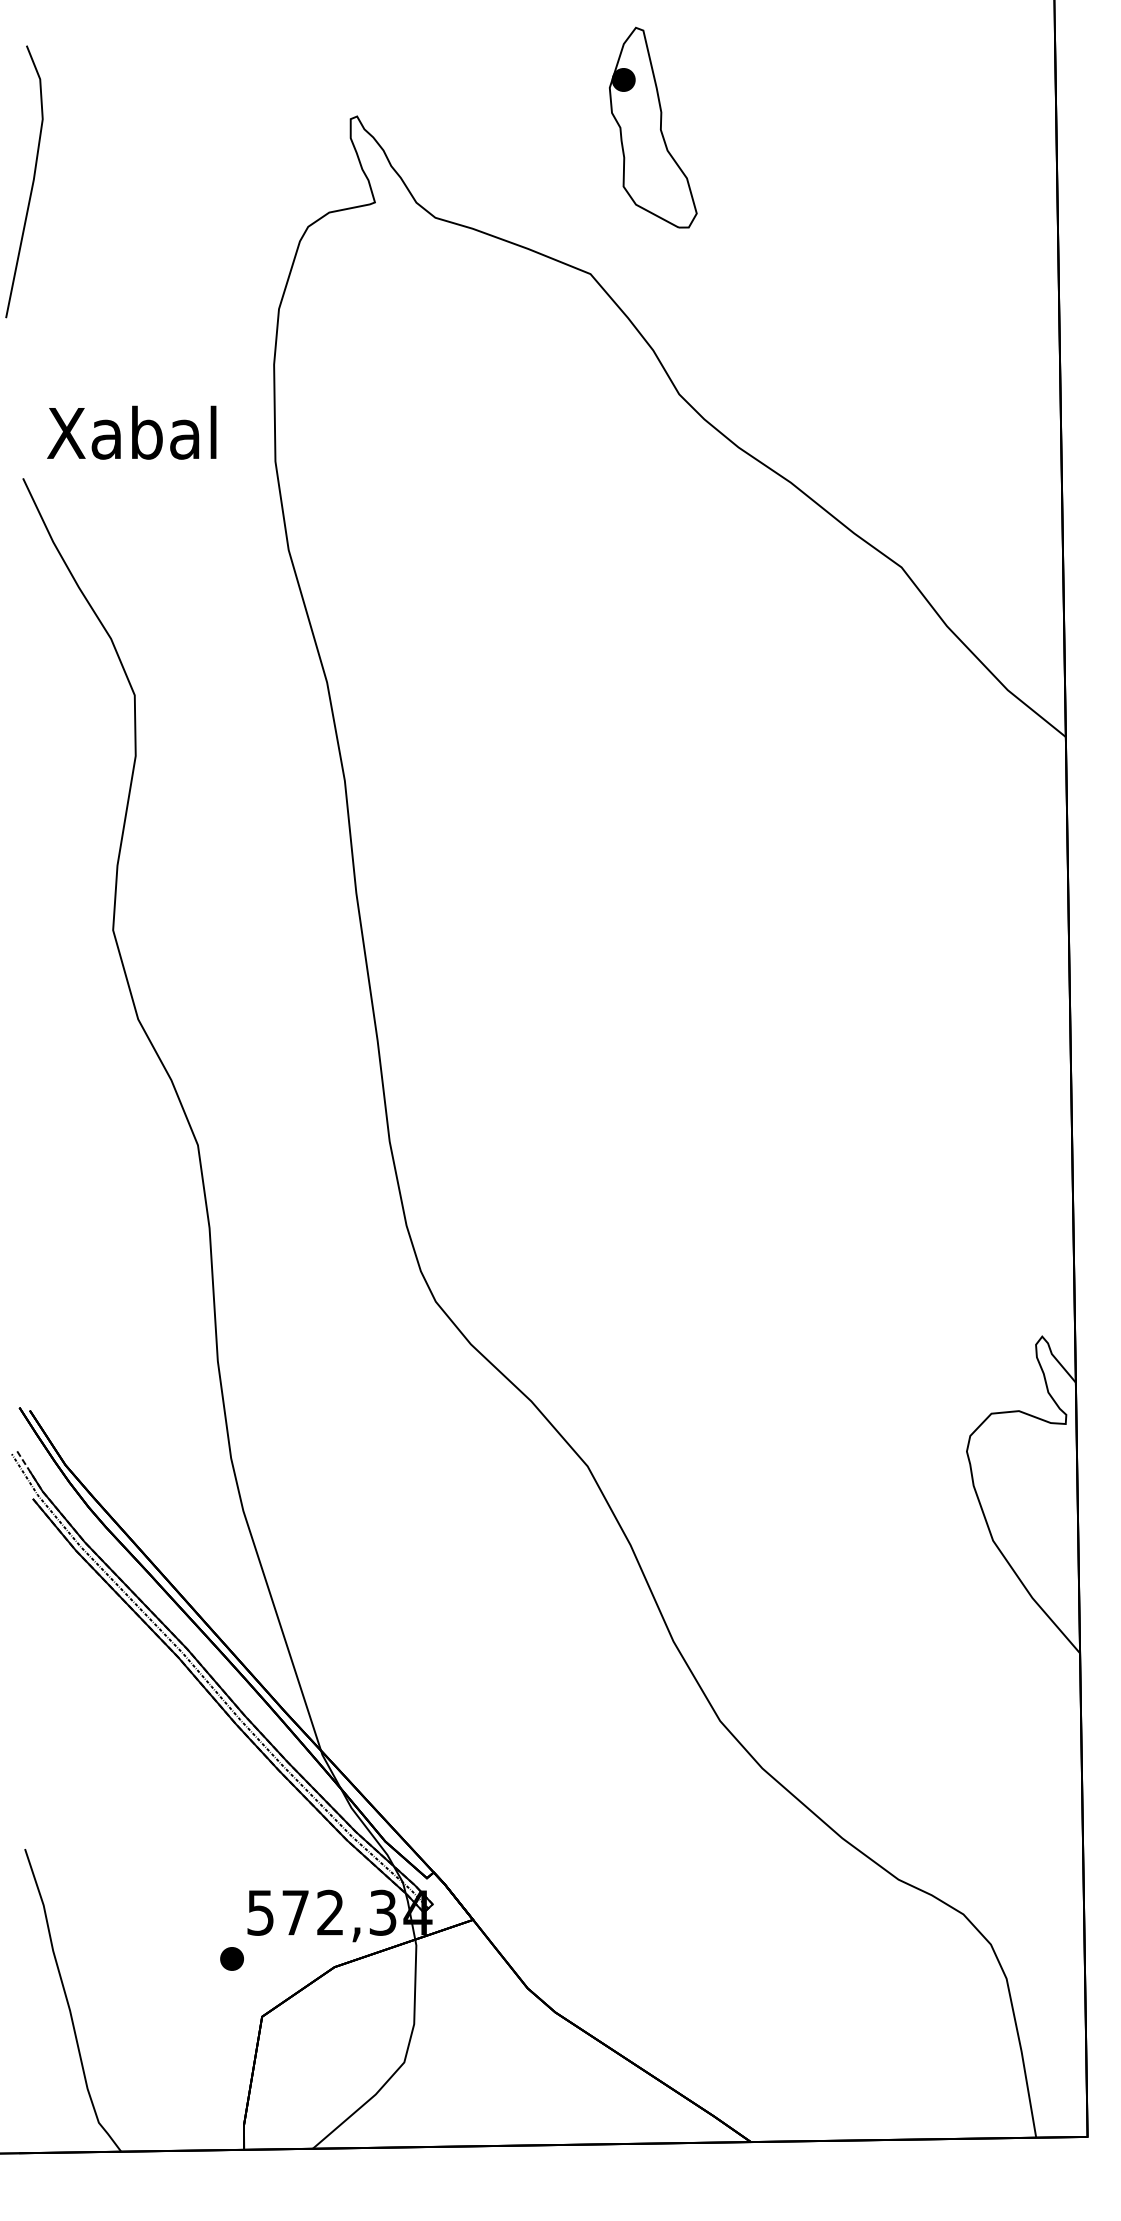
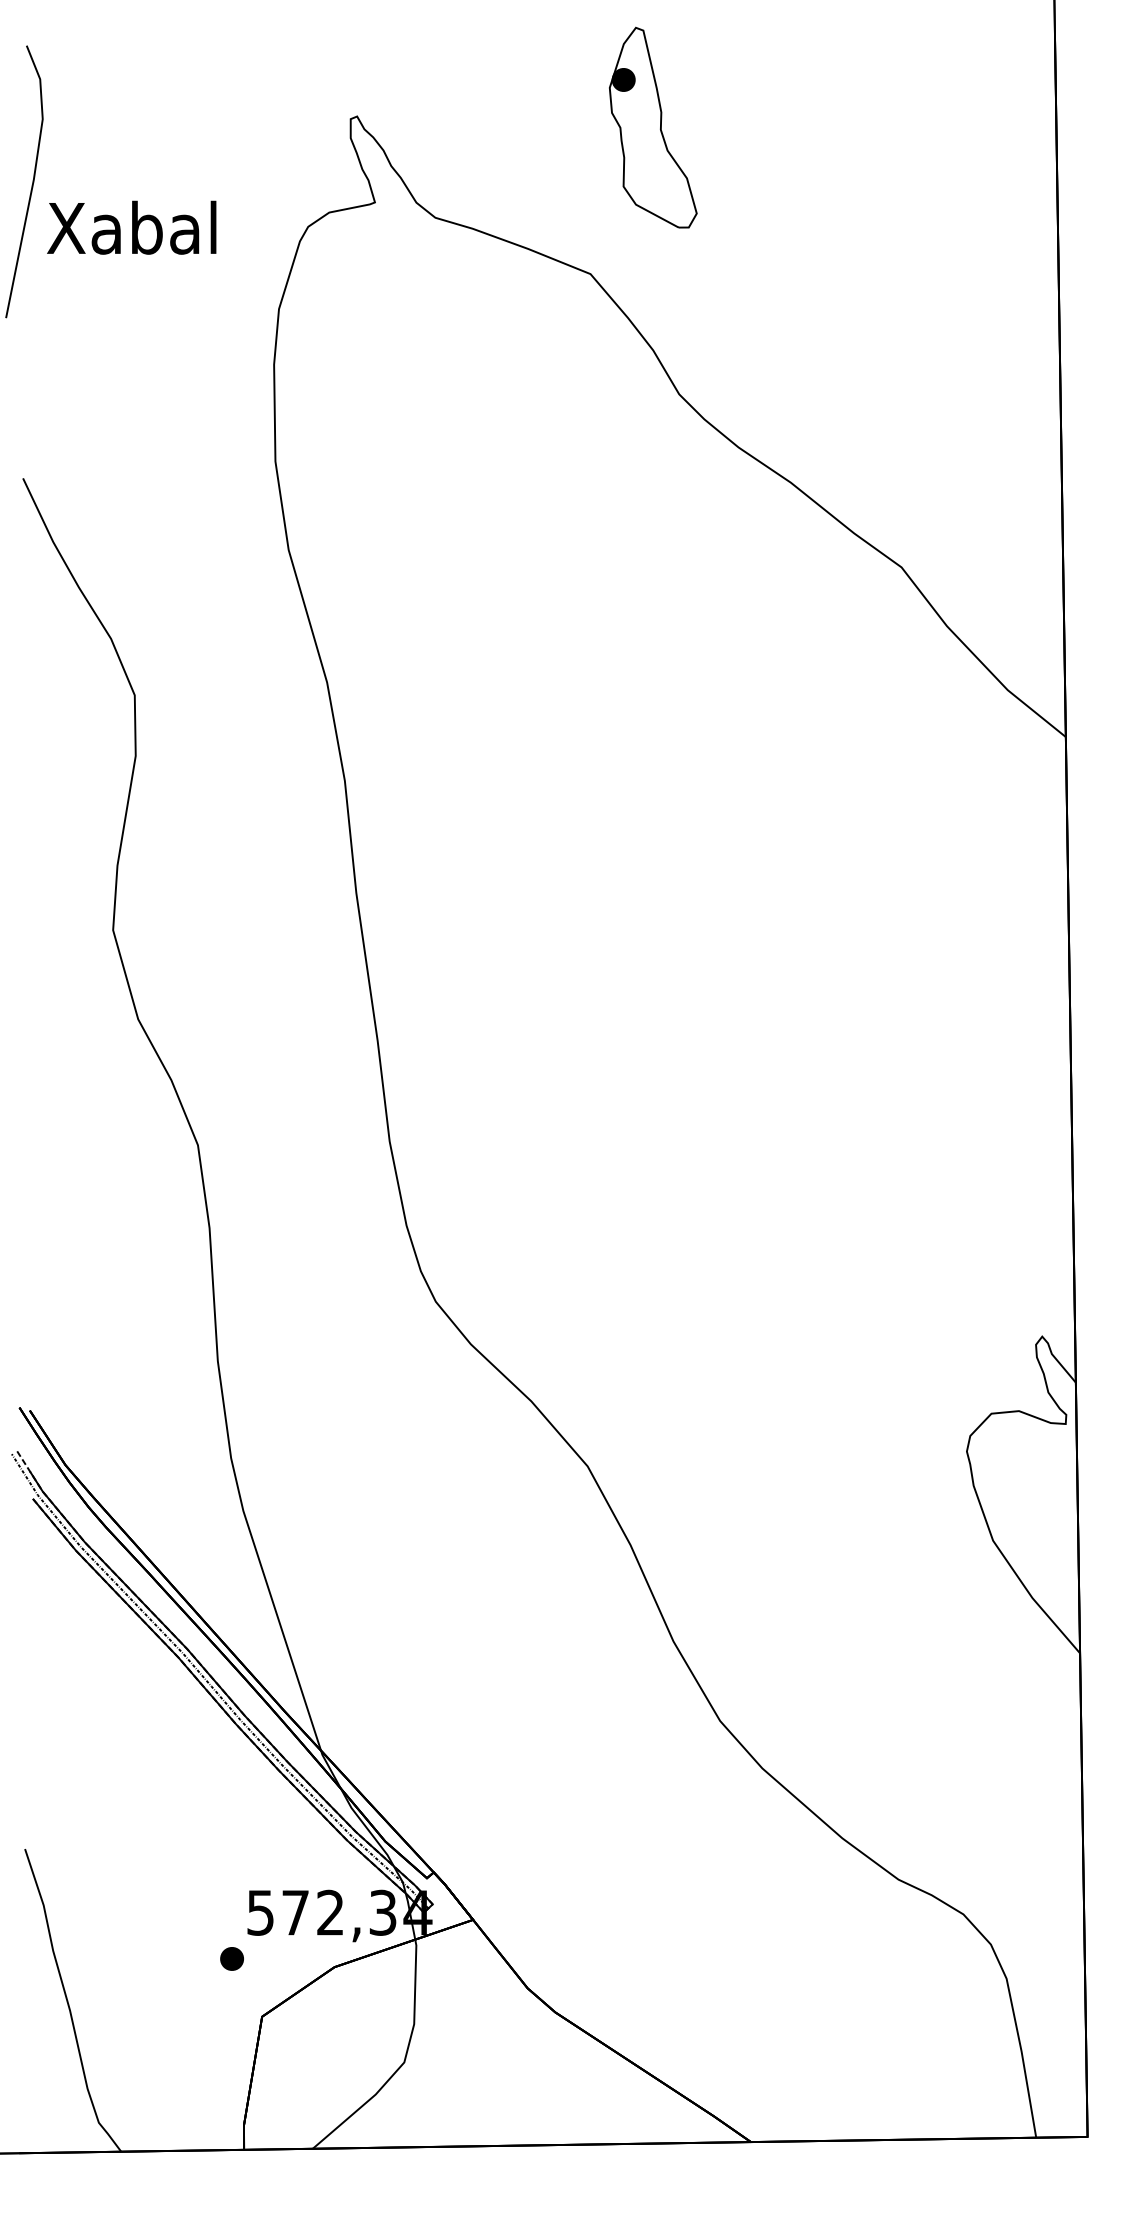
text position: (131, 432) -> (131, 227) (131, 227)
